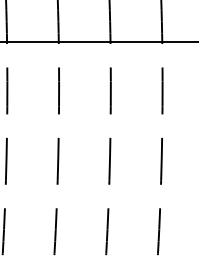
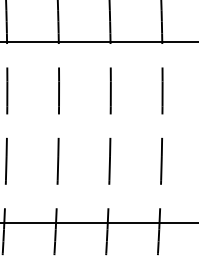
line: none -> present (98, 222)
